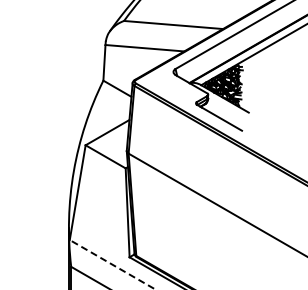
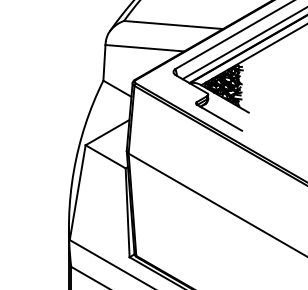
line: none -> present (243, 43)
line: dashed -> solid (112, 264)
